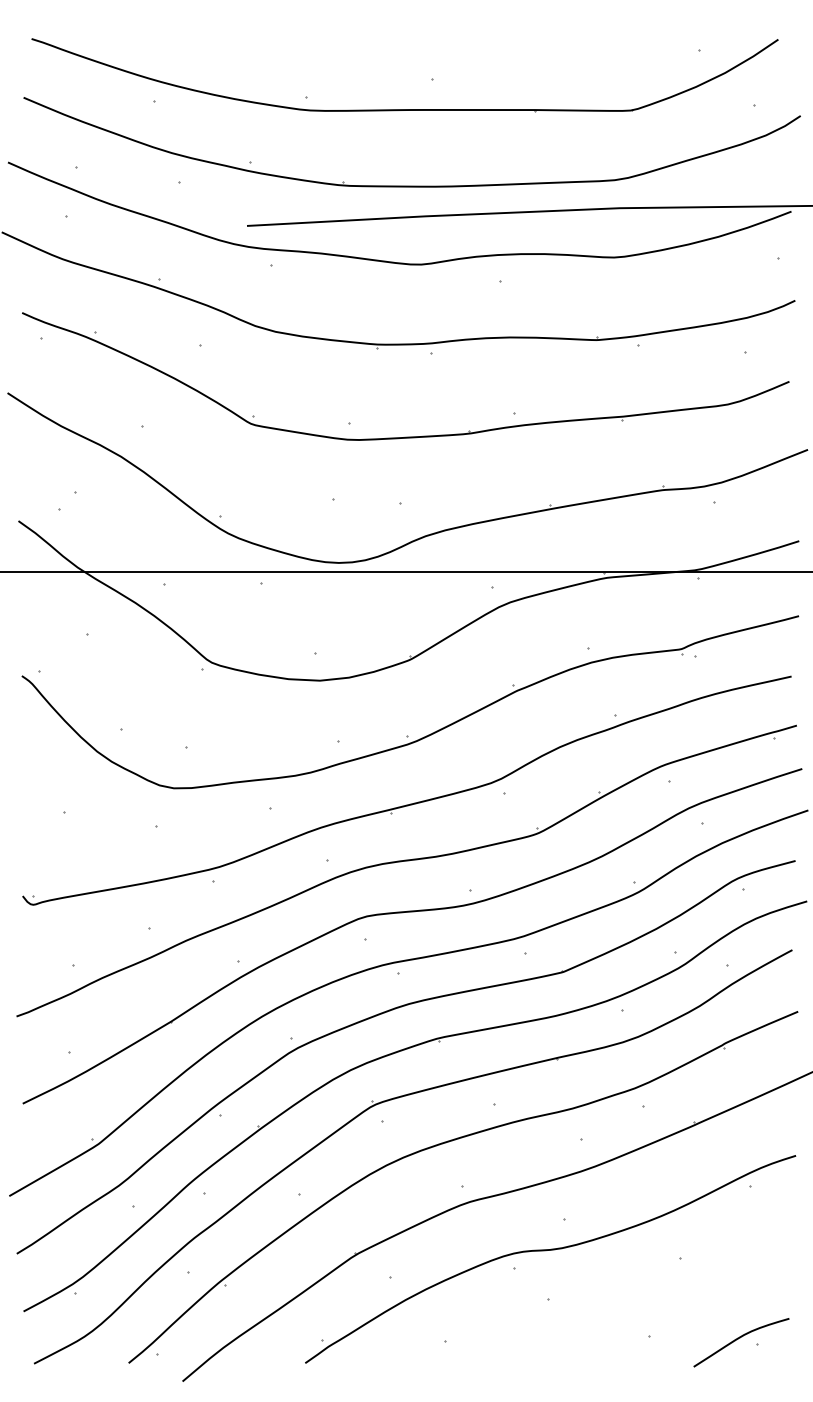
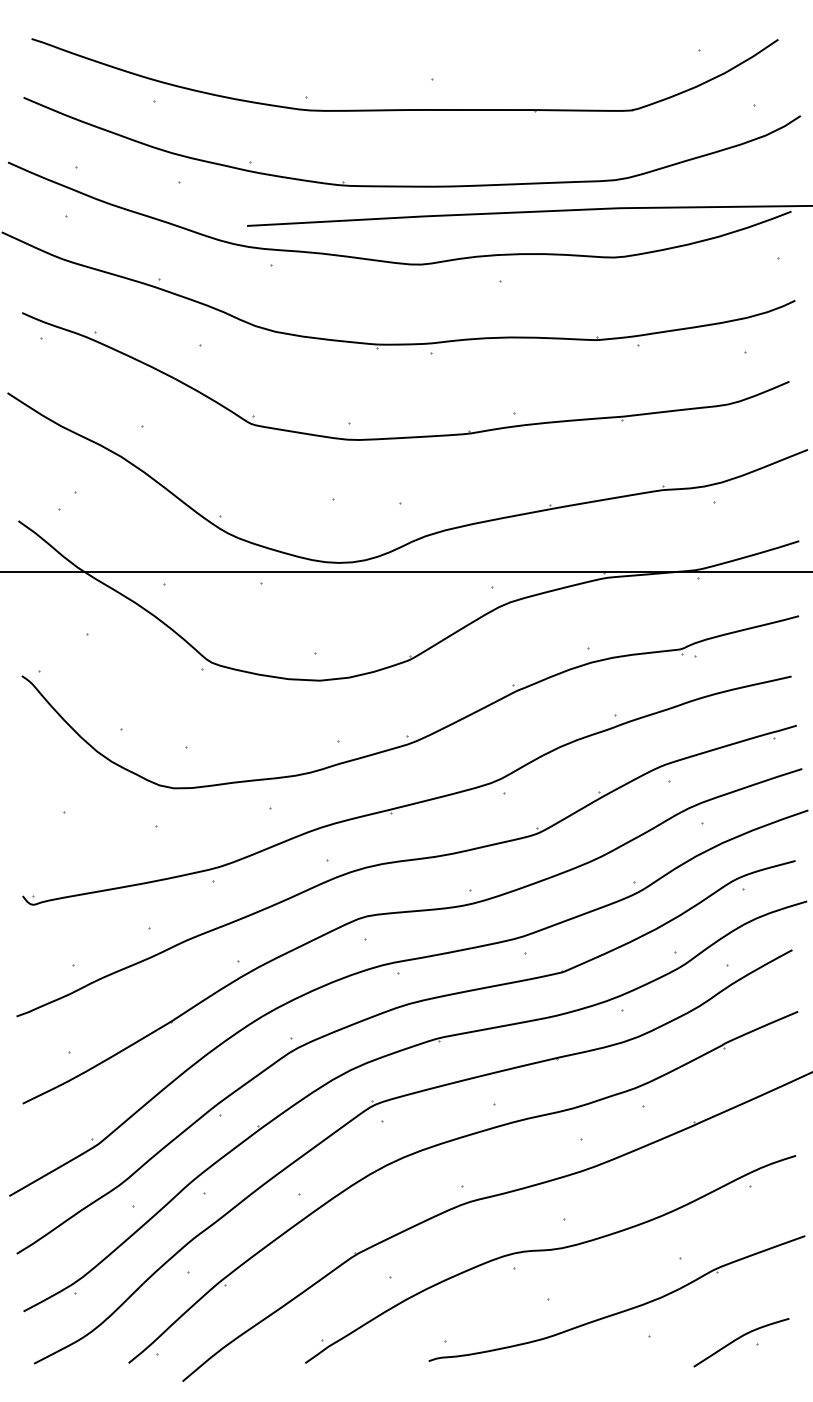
part: none -> present (619, 1311)
